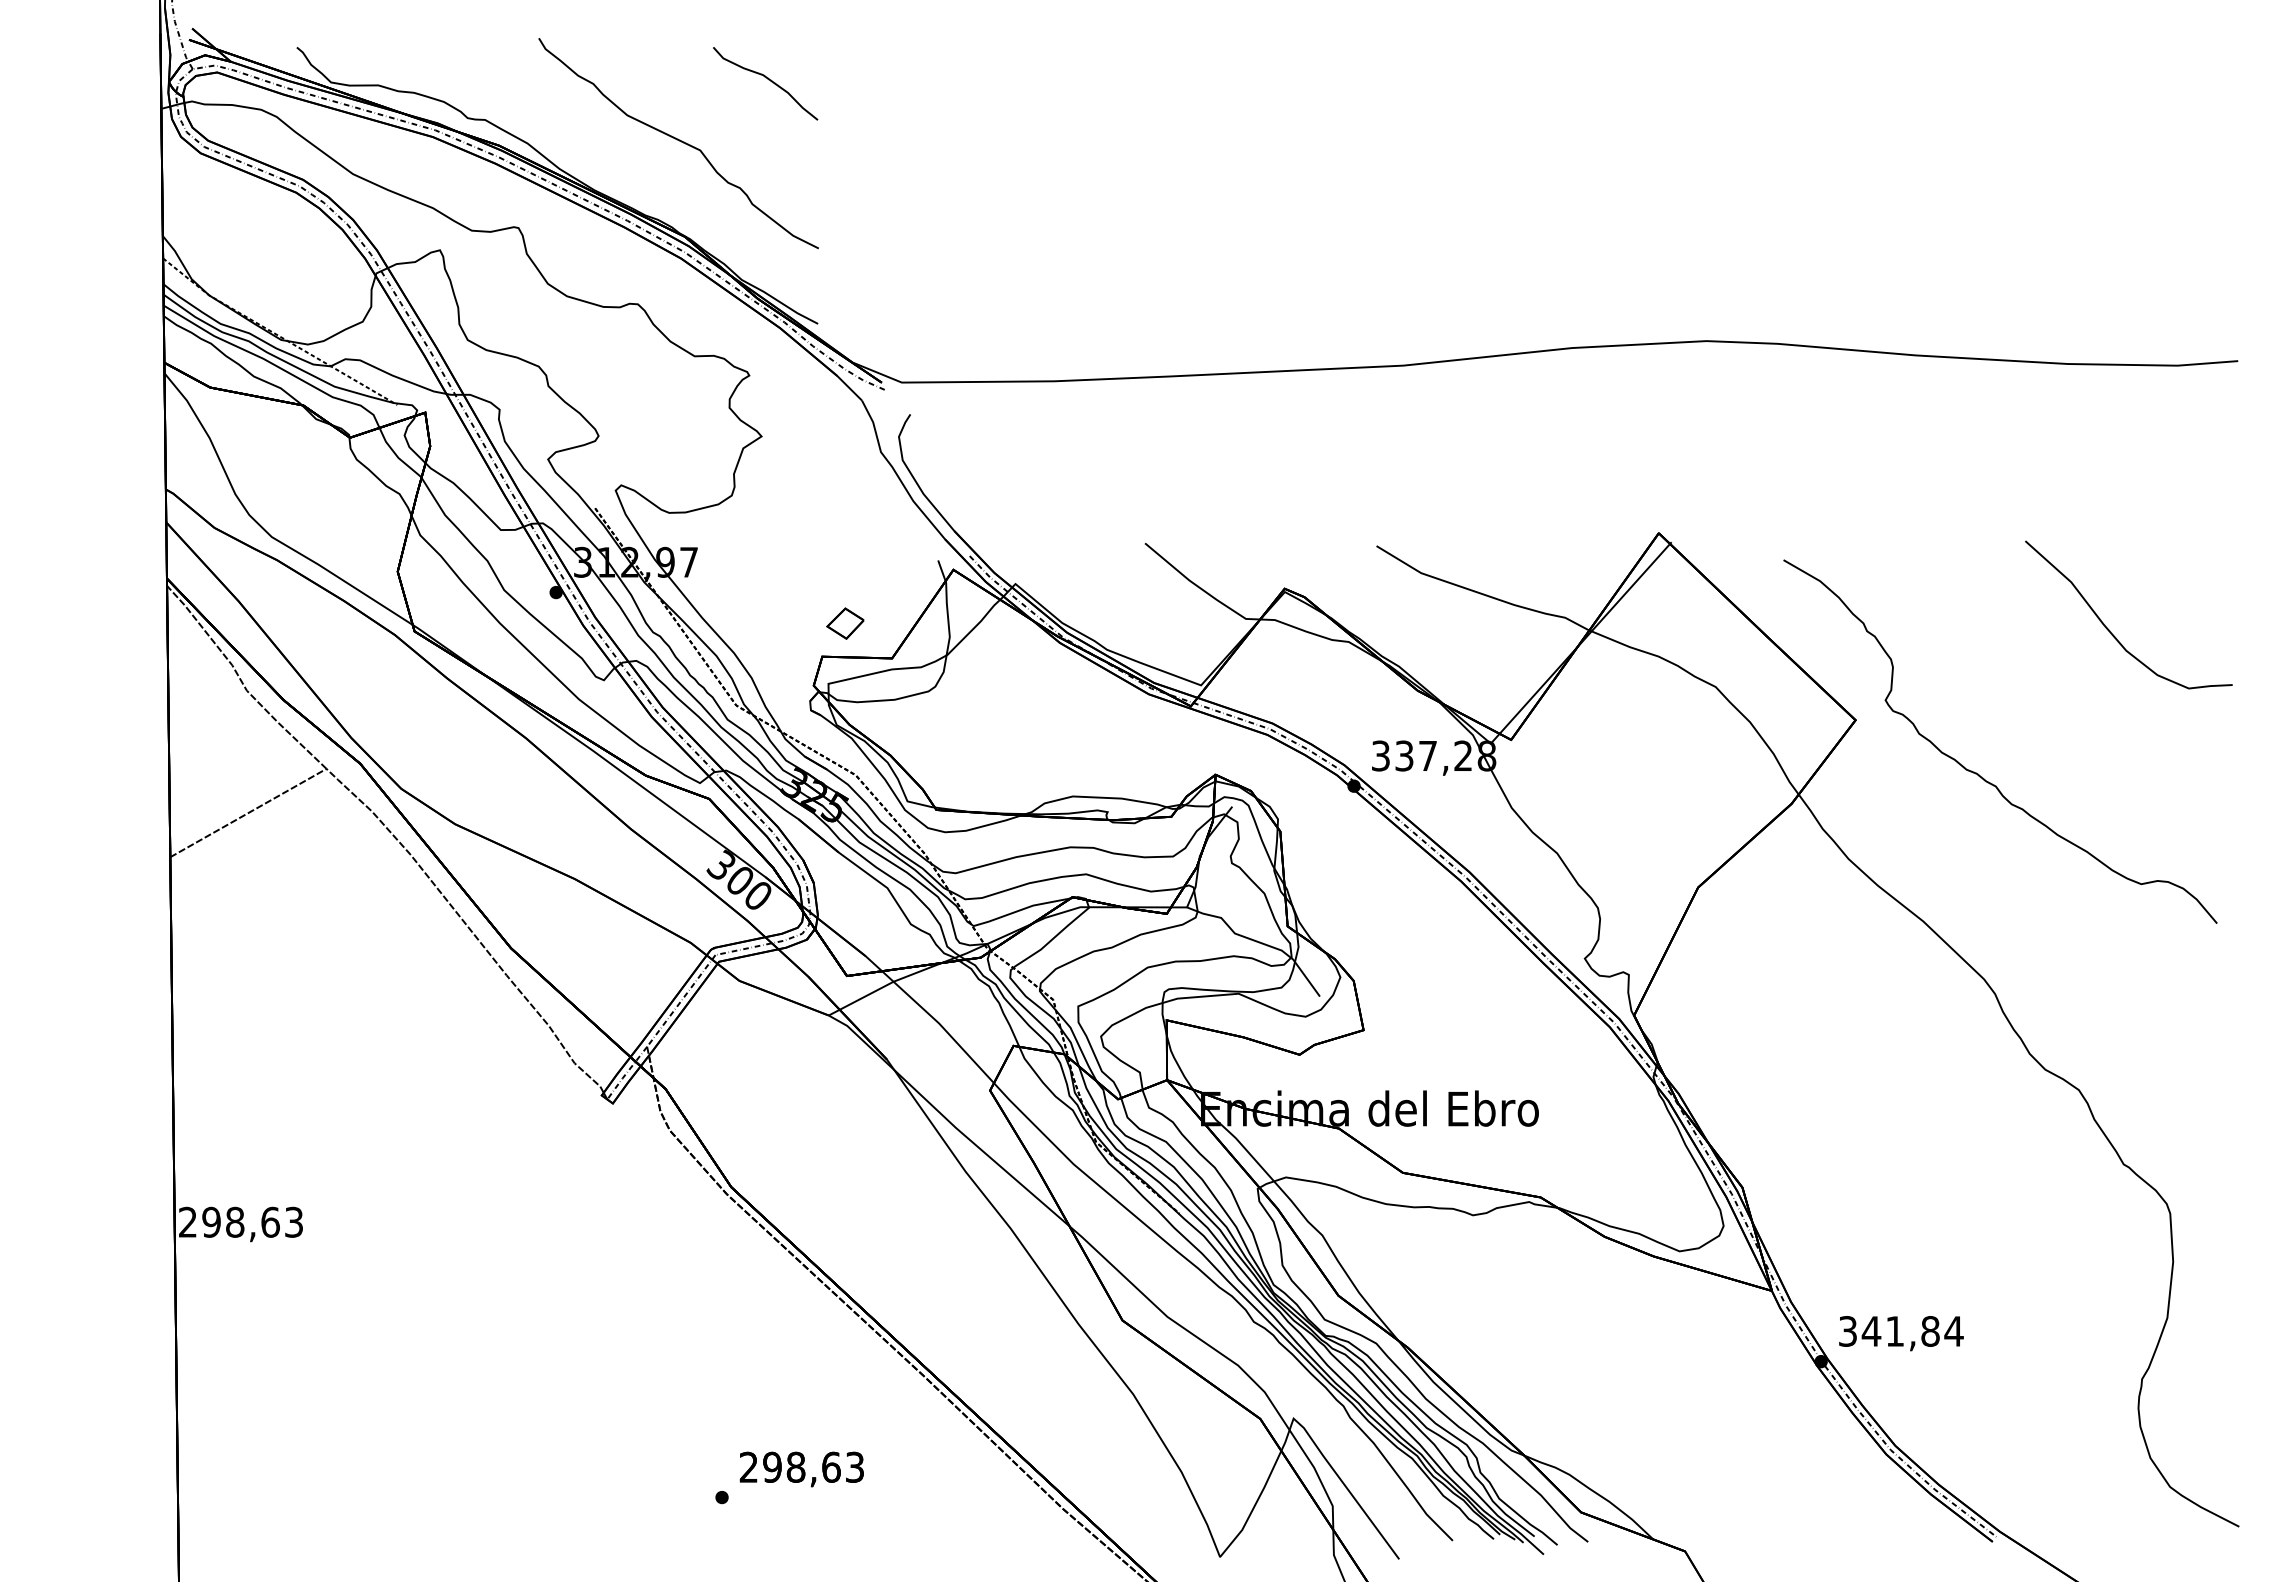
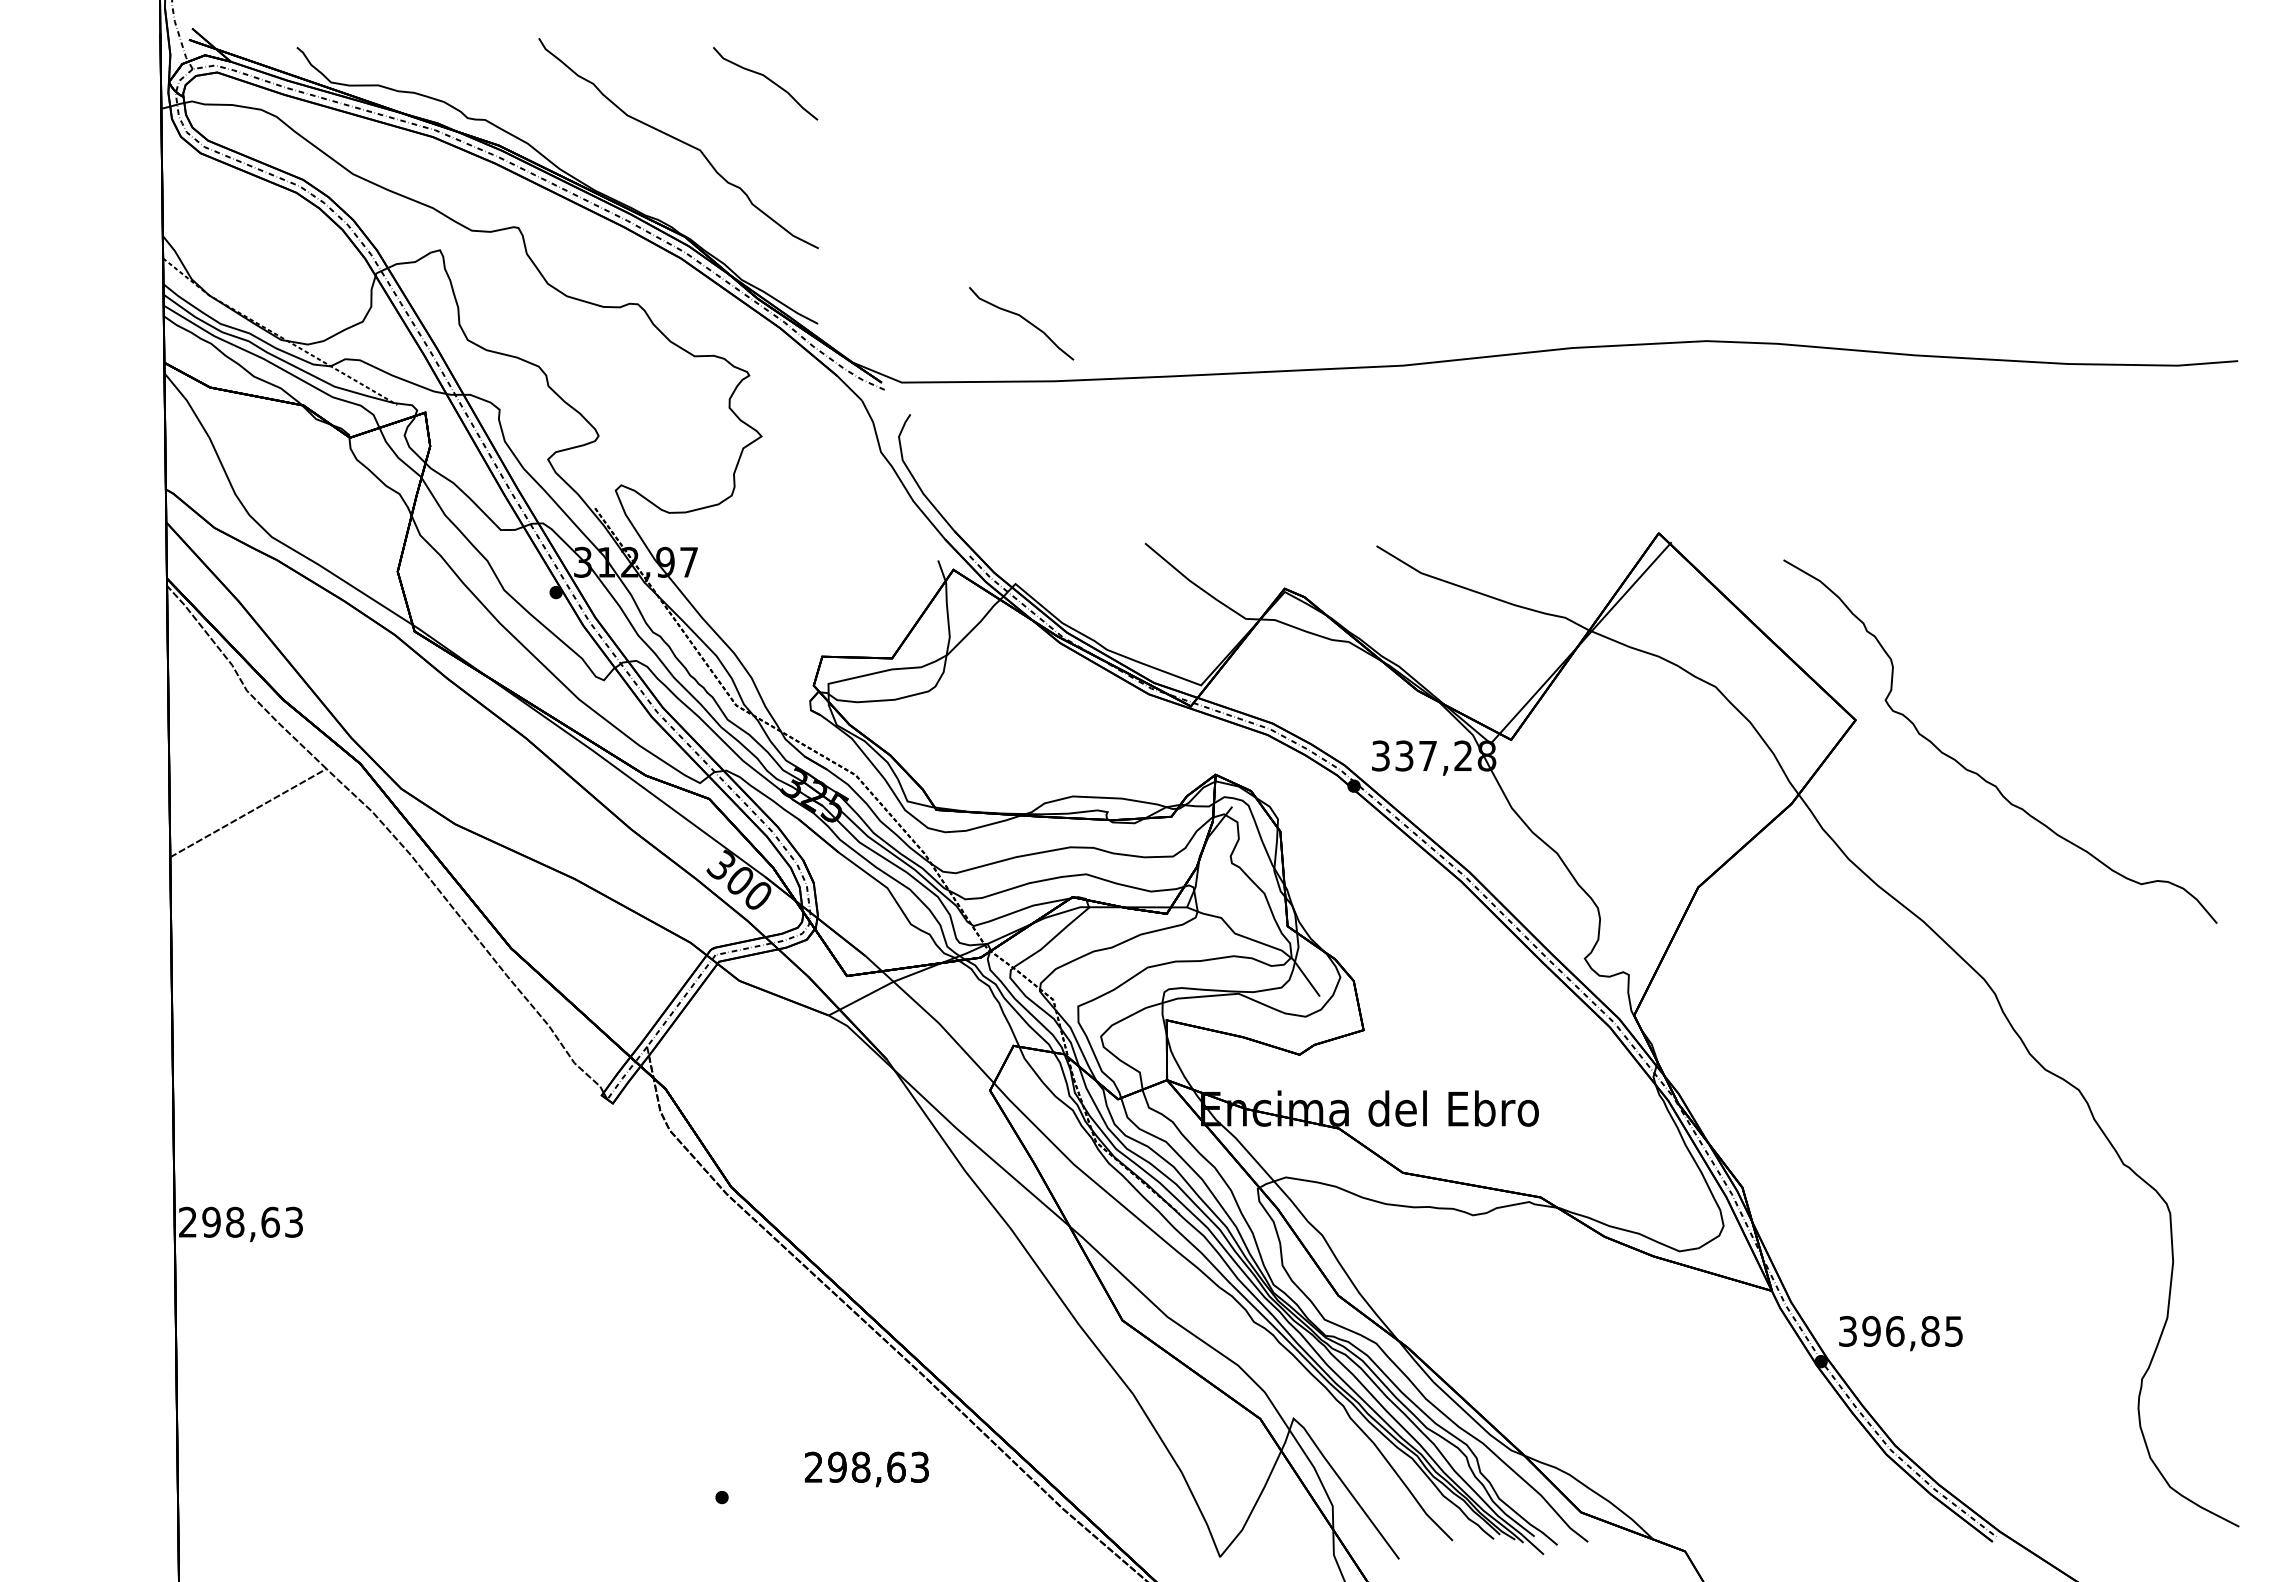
curve: none -> present (1024, 320)
part: present -> none (845, 623)
curve: present -> none (2110, 630)
text: 341,84 -> 396,85 (1912, 1331)
text position: (801, 1469) -> (866, 1469) (866, 1469)
